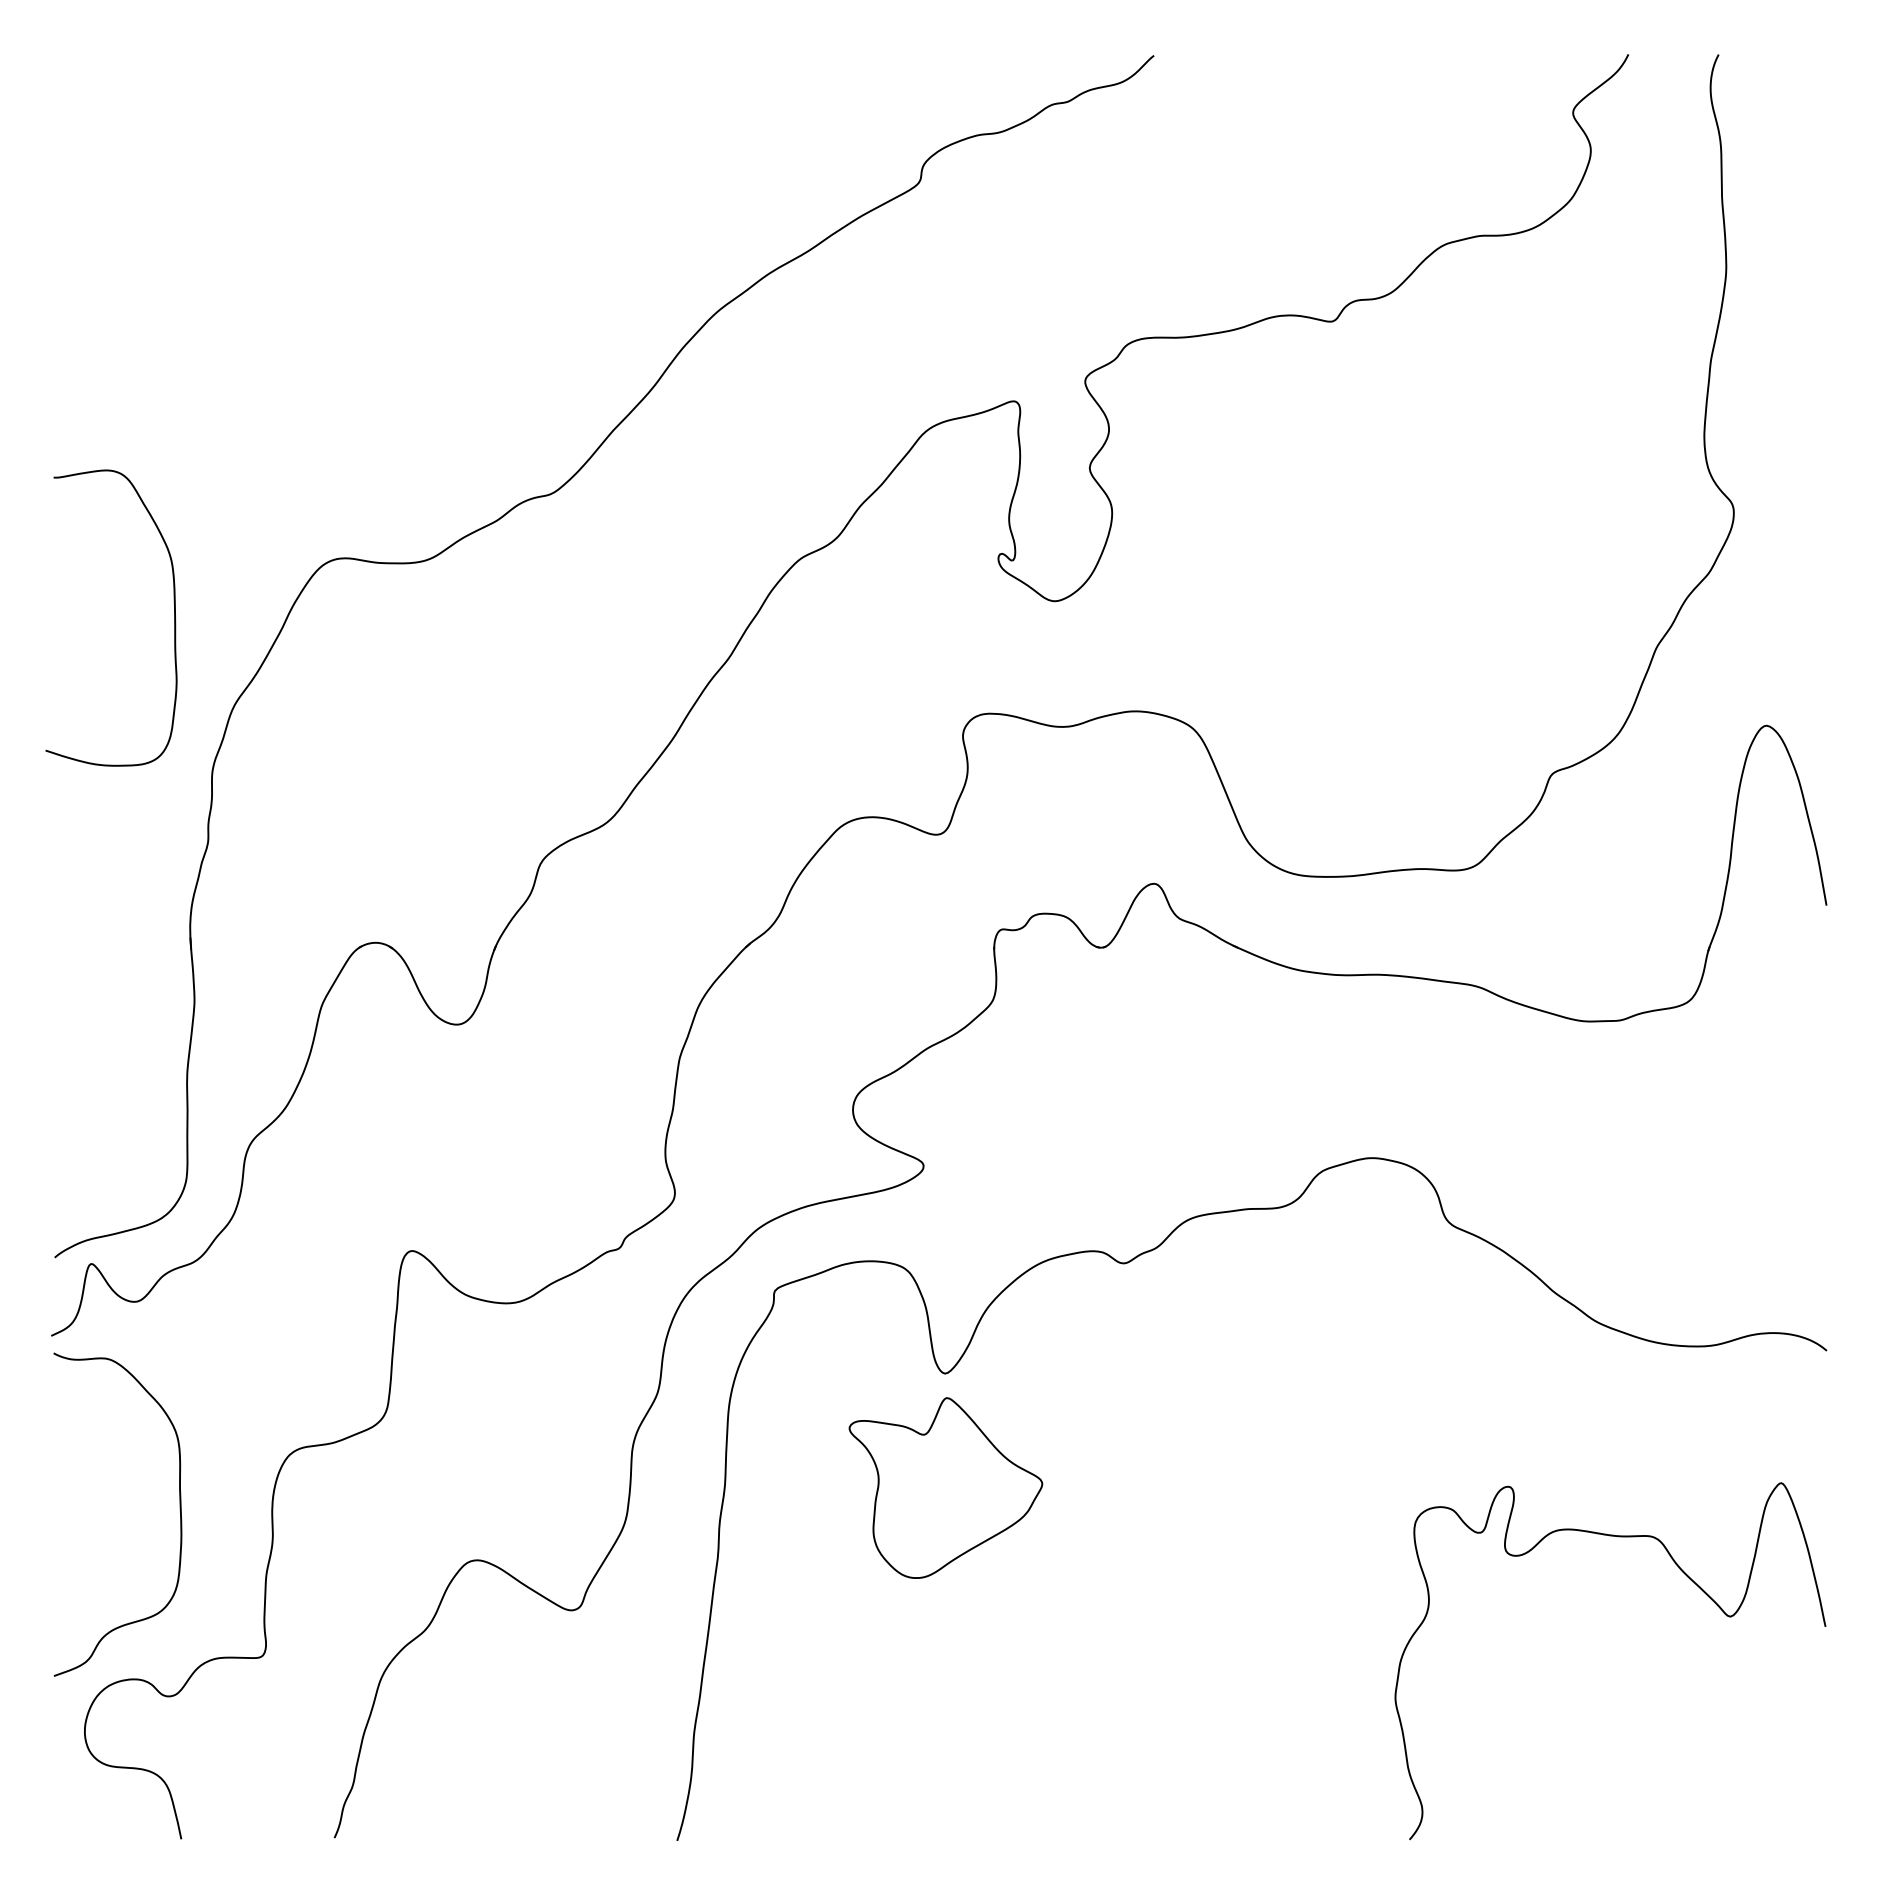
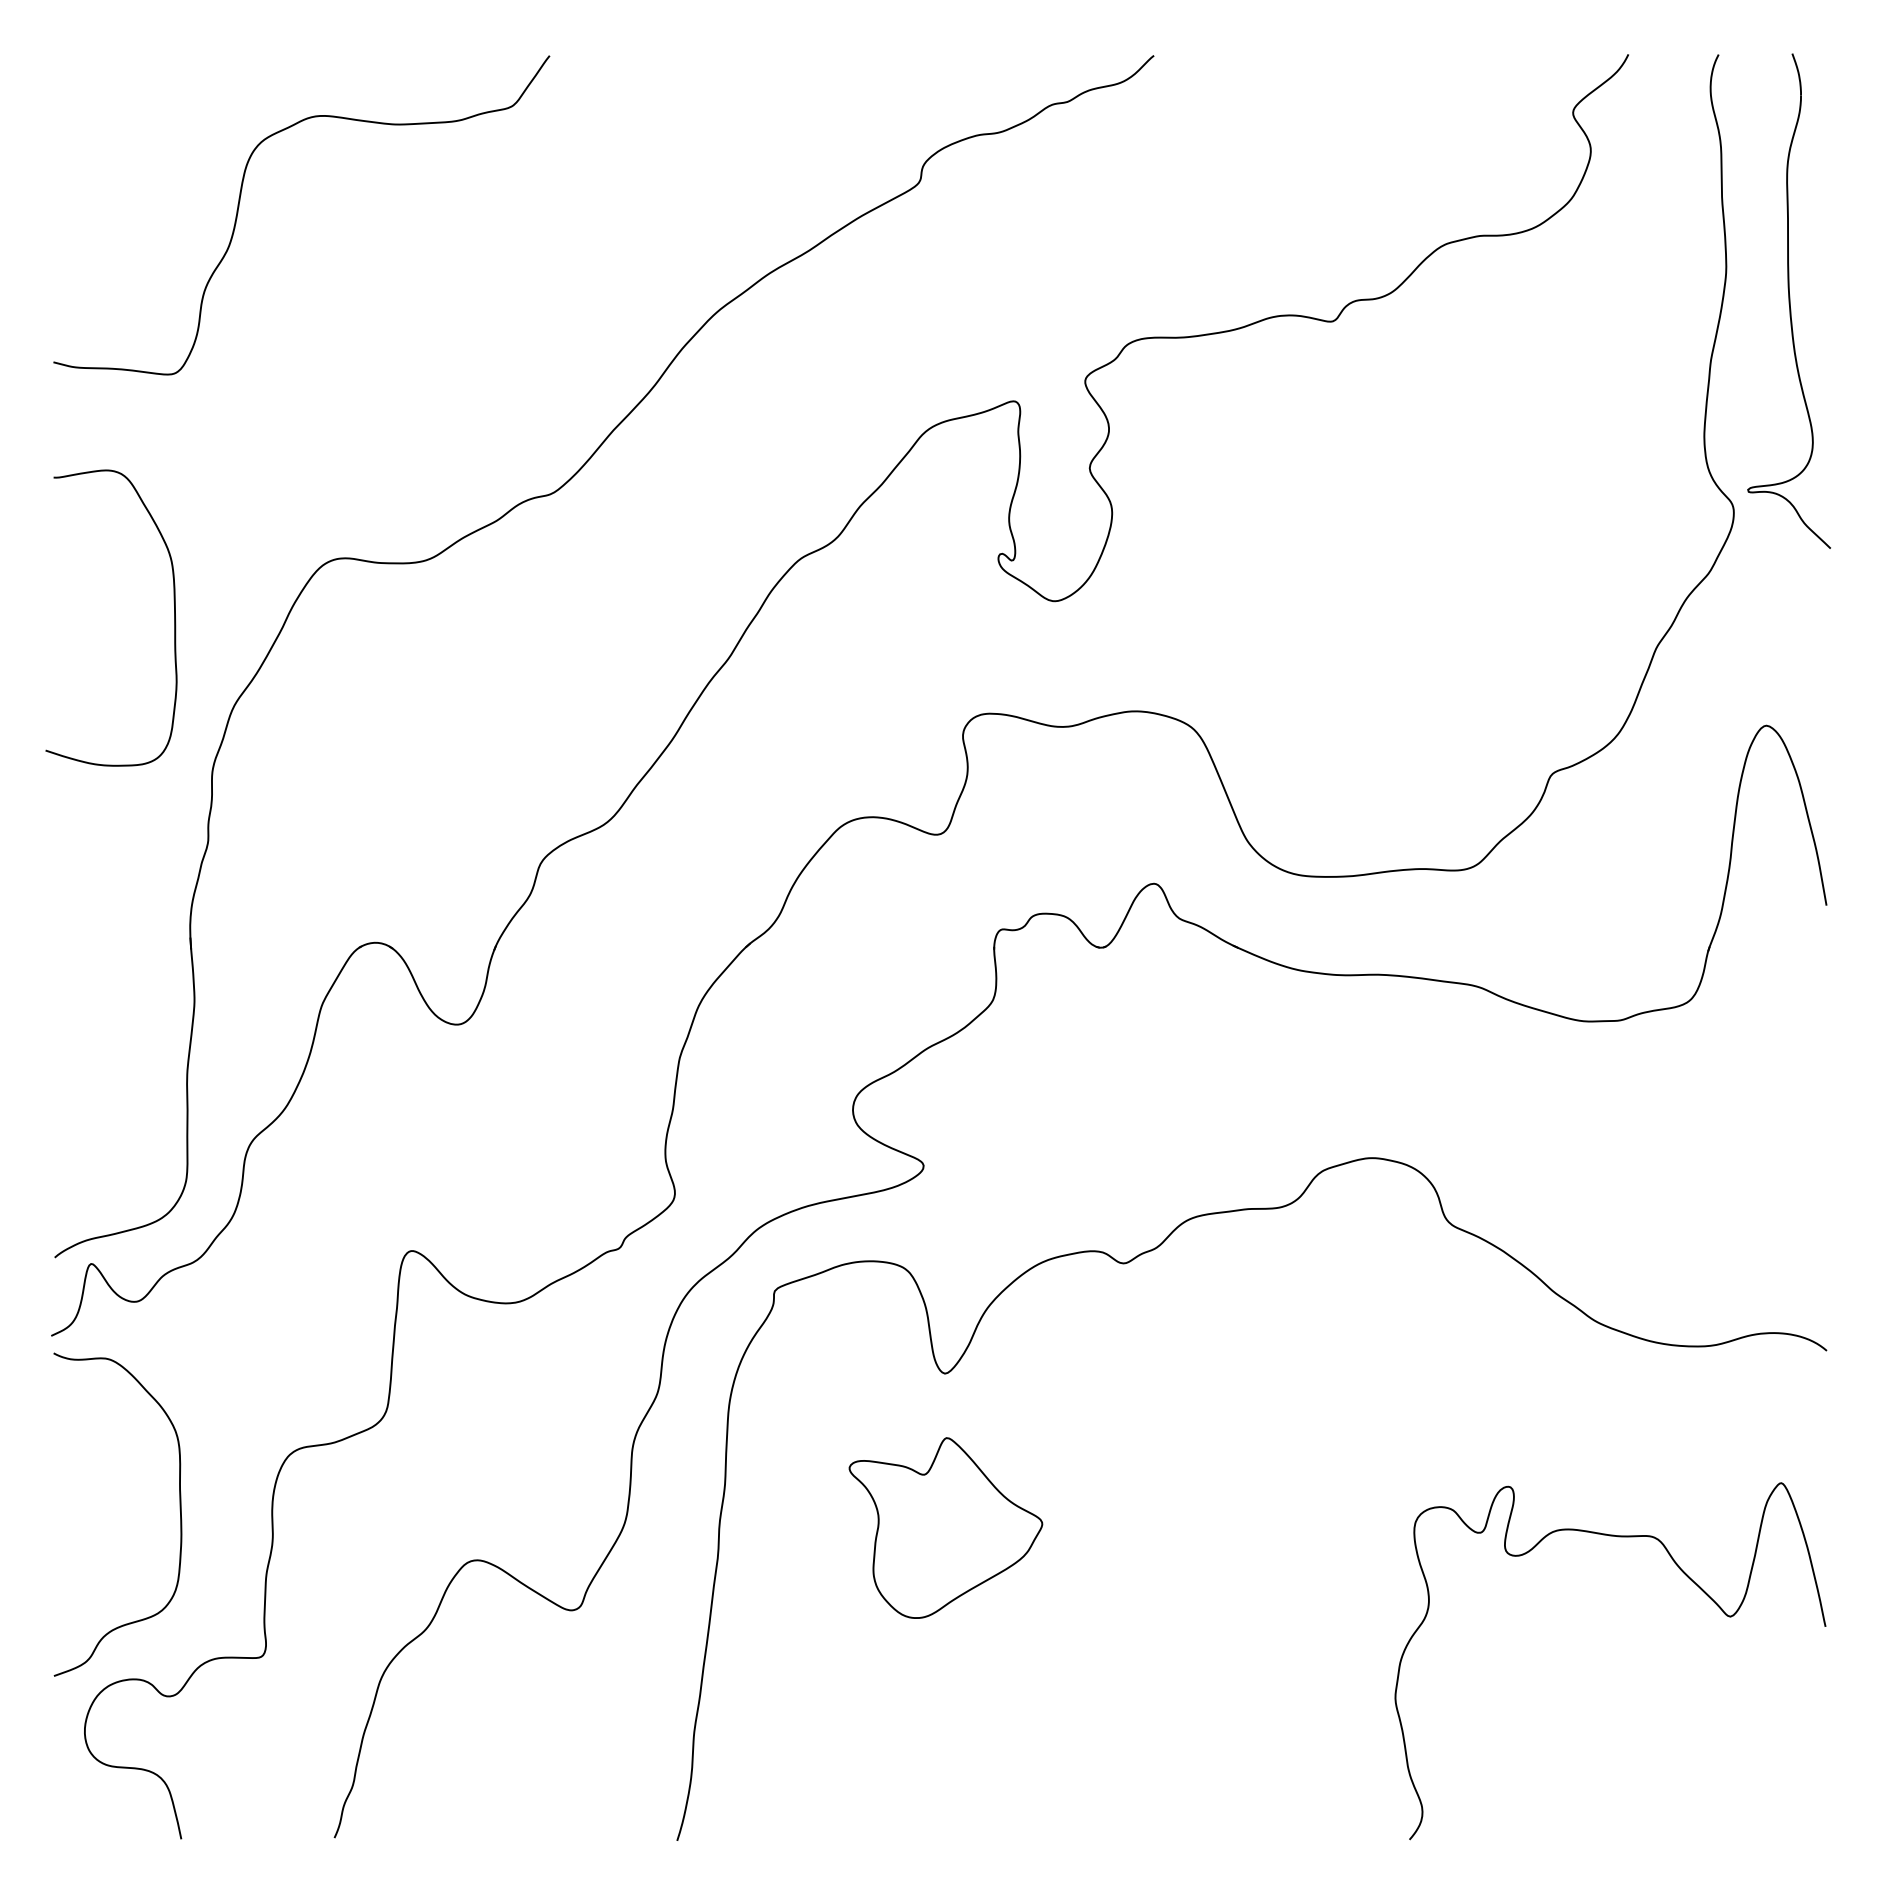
curve: none -> present (239, 207)
part: none -> present (1788, 300)
part position: (945, 1487) -> (945, 1527) (945, 1527)
